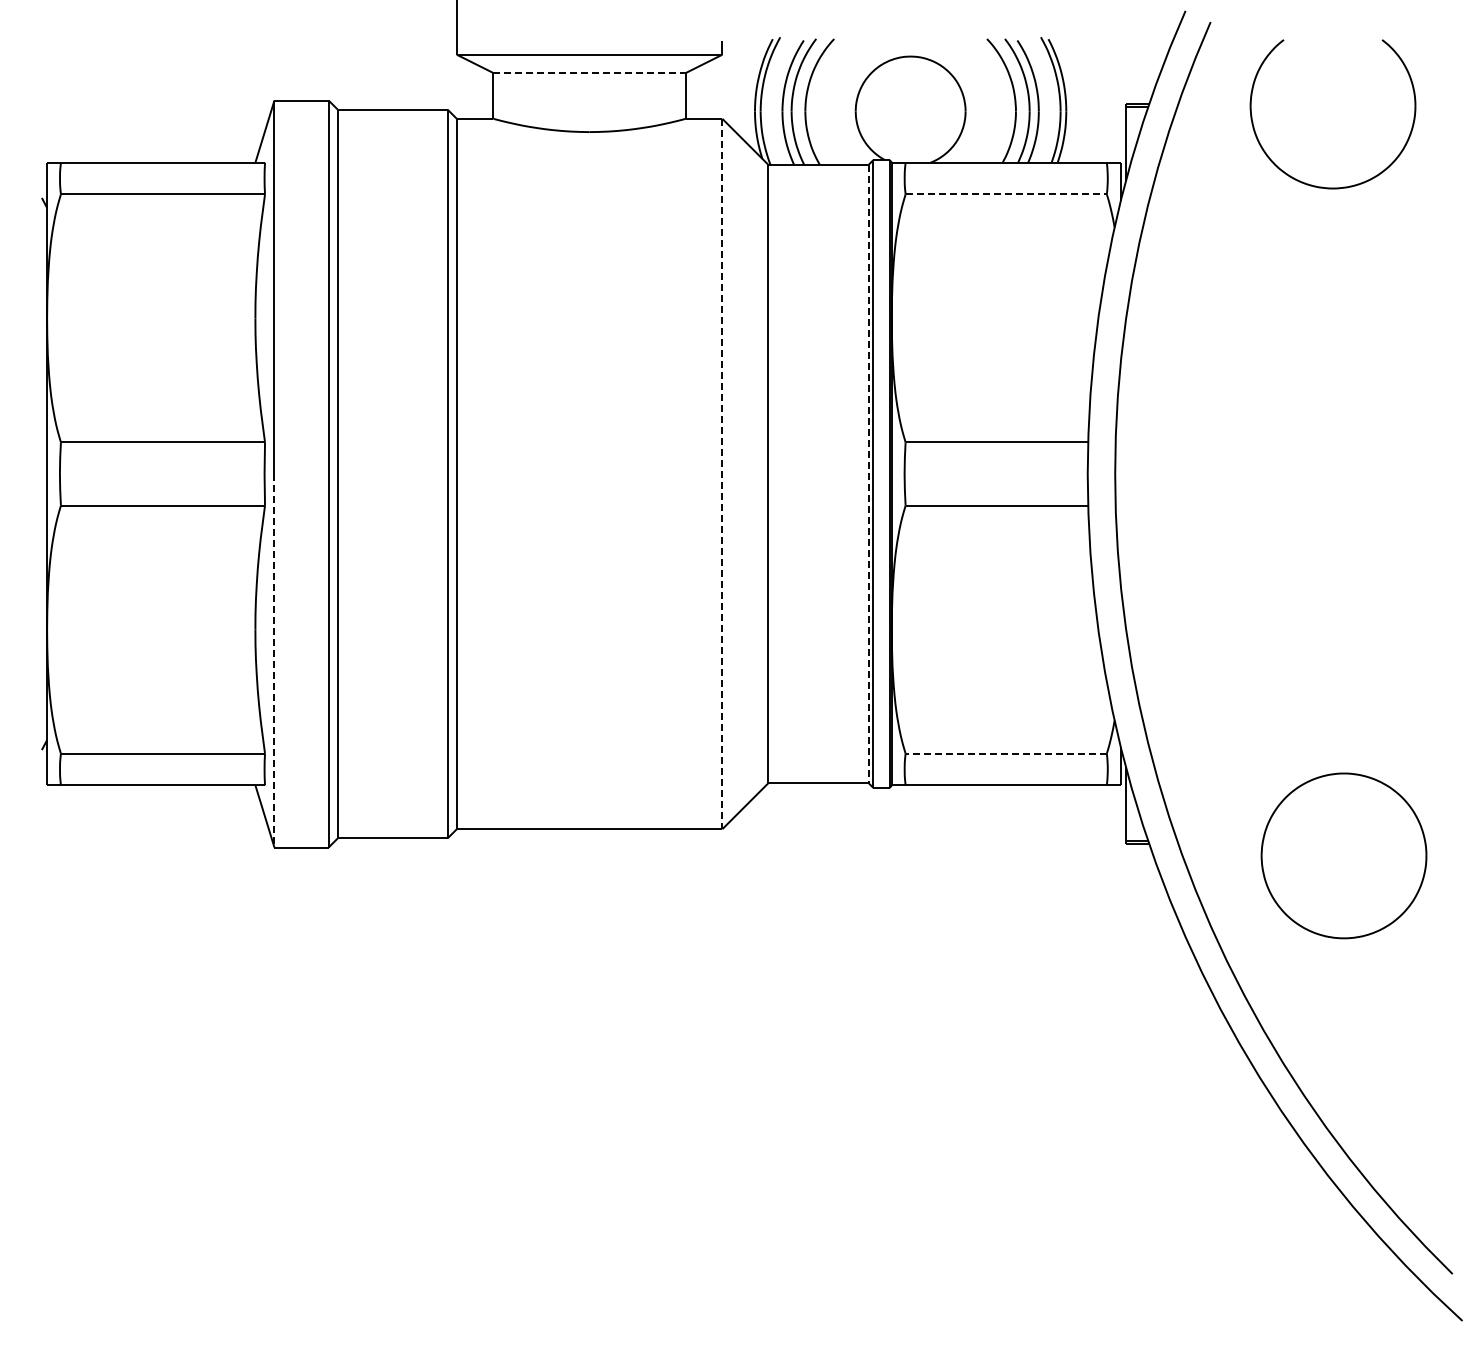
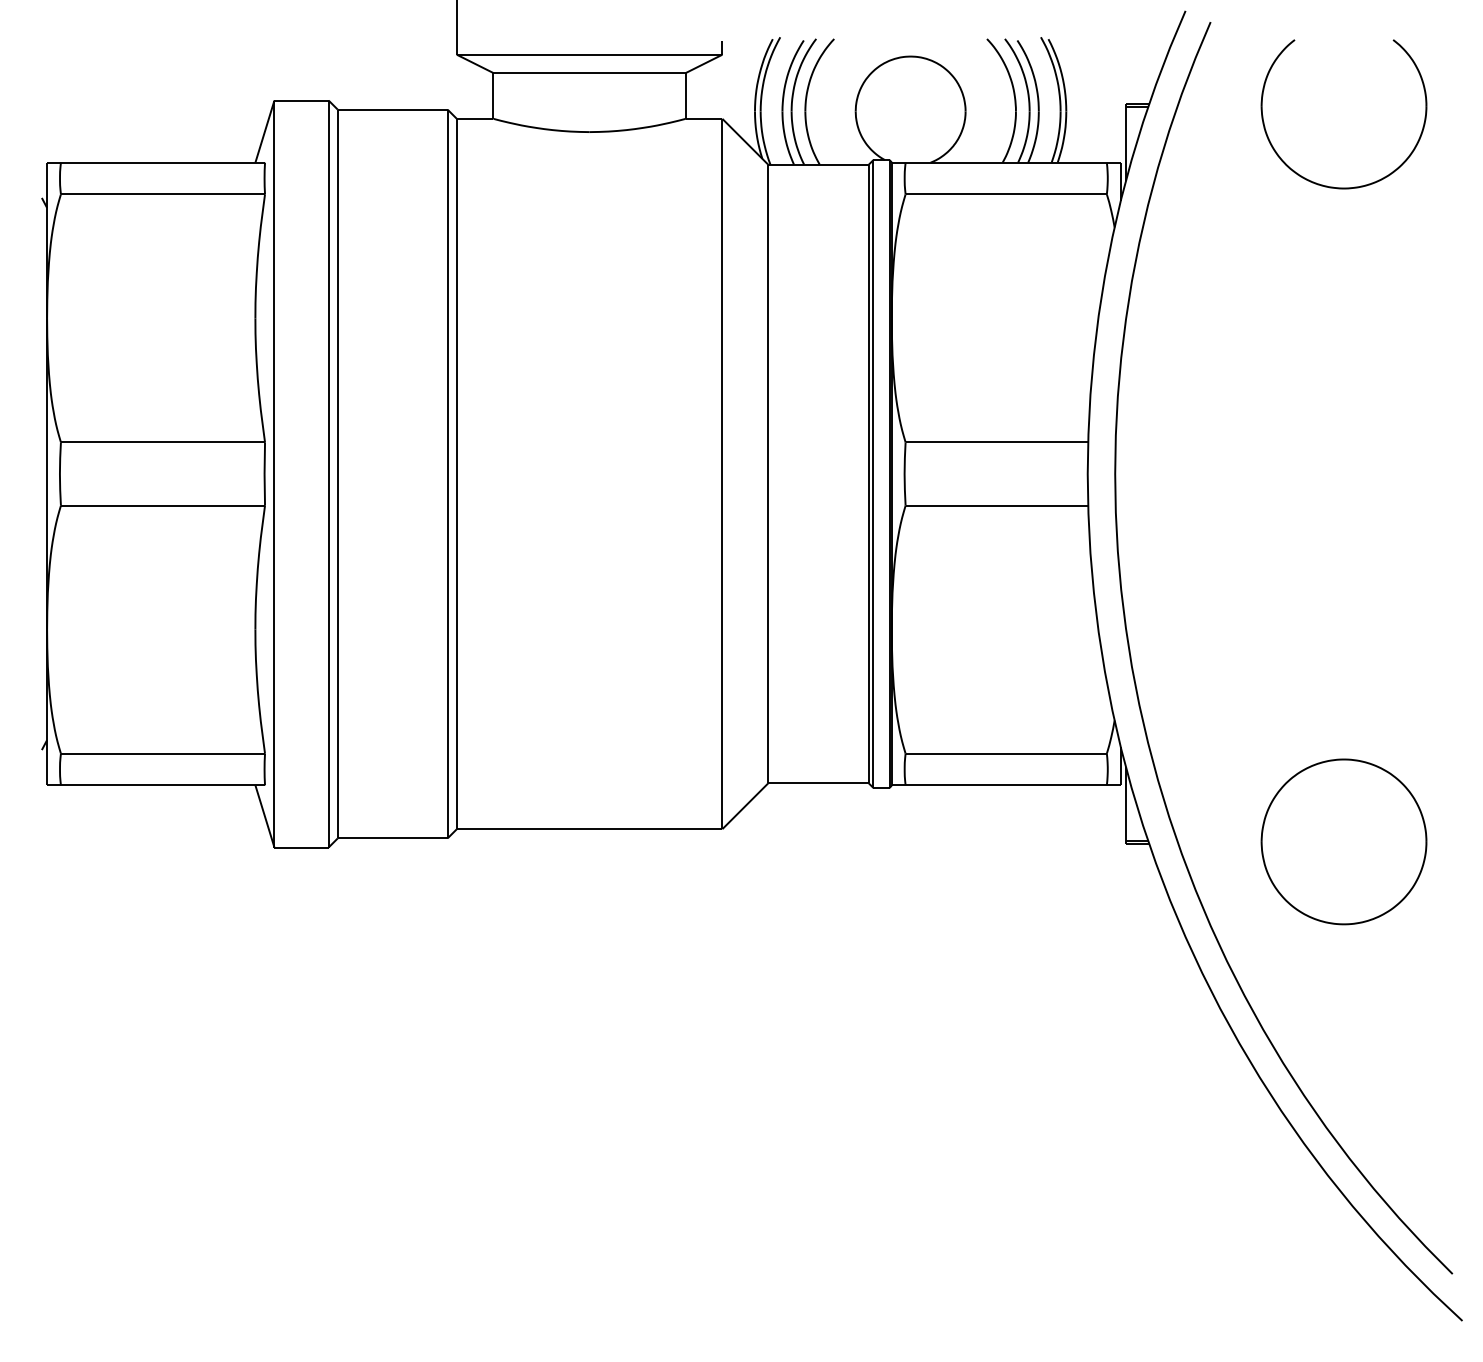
line: dashed -> solid (590, 73)
part position: (1322, 186) -> (1333, 186) (1333, 186)
line: dashed -> solid (1006, 194)
line: dashed -> solid (722, 474)
line: dashed -> solid (868, 474)
line: dashed -> solid (274, 660)
line: dashed -> solid (1006, 753)
part position: (1343, 855) -> (1343, 841) (1343, 841)
